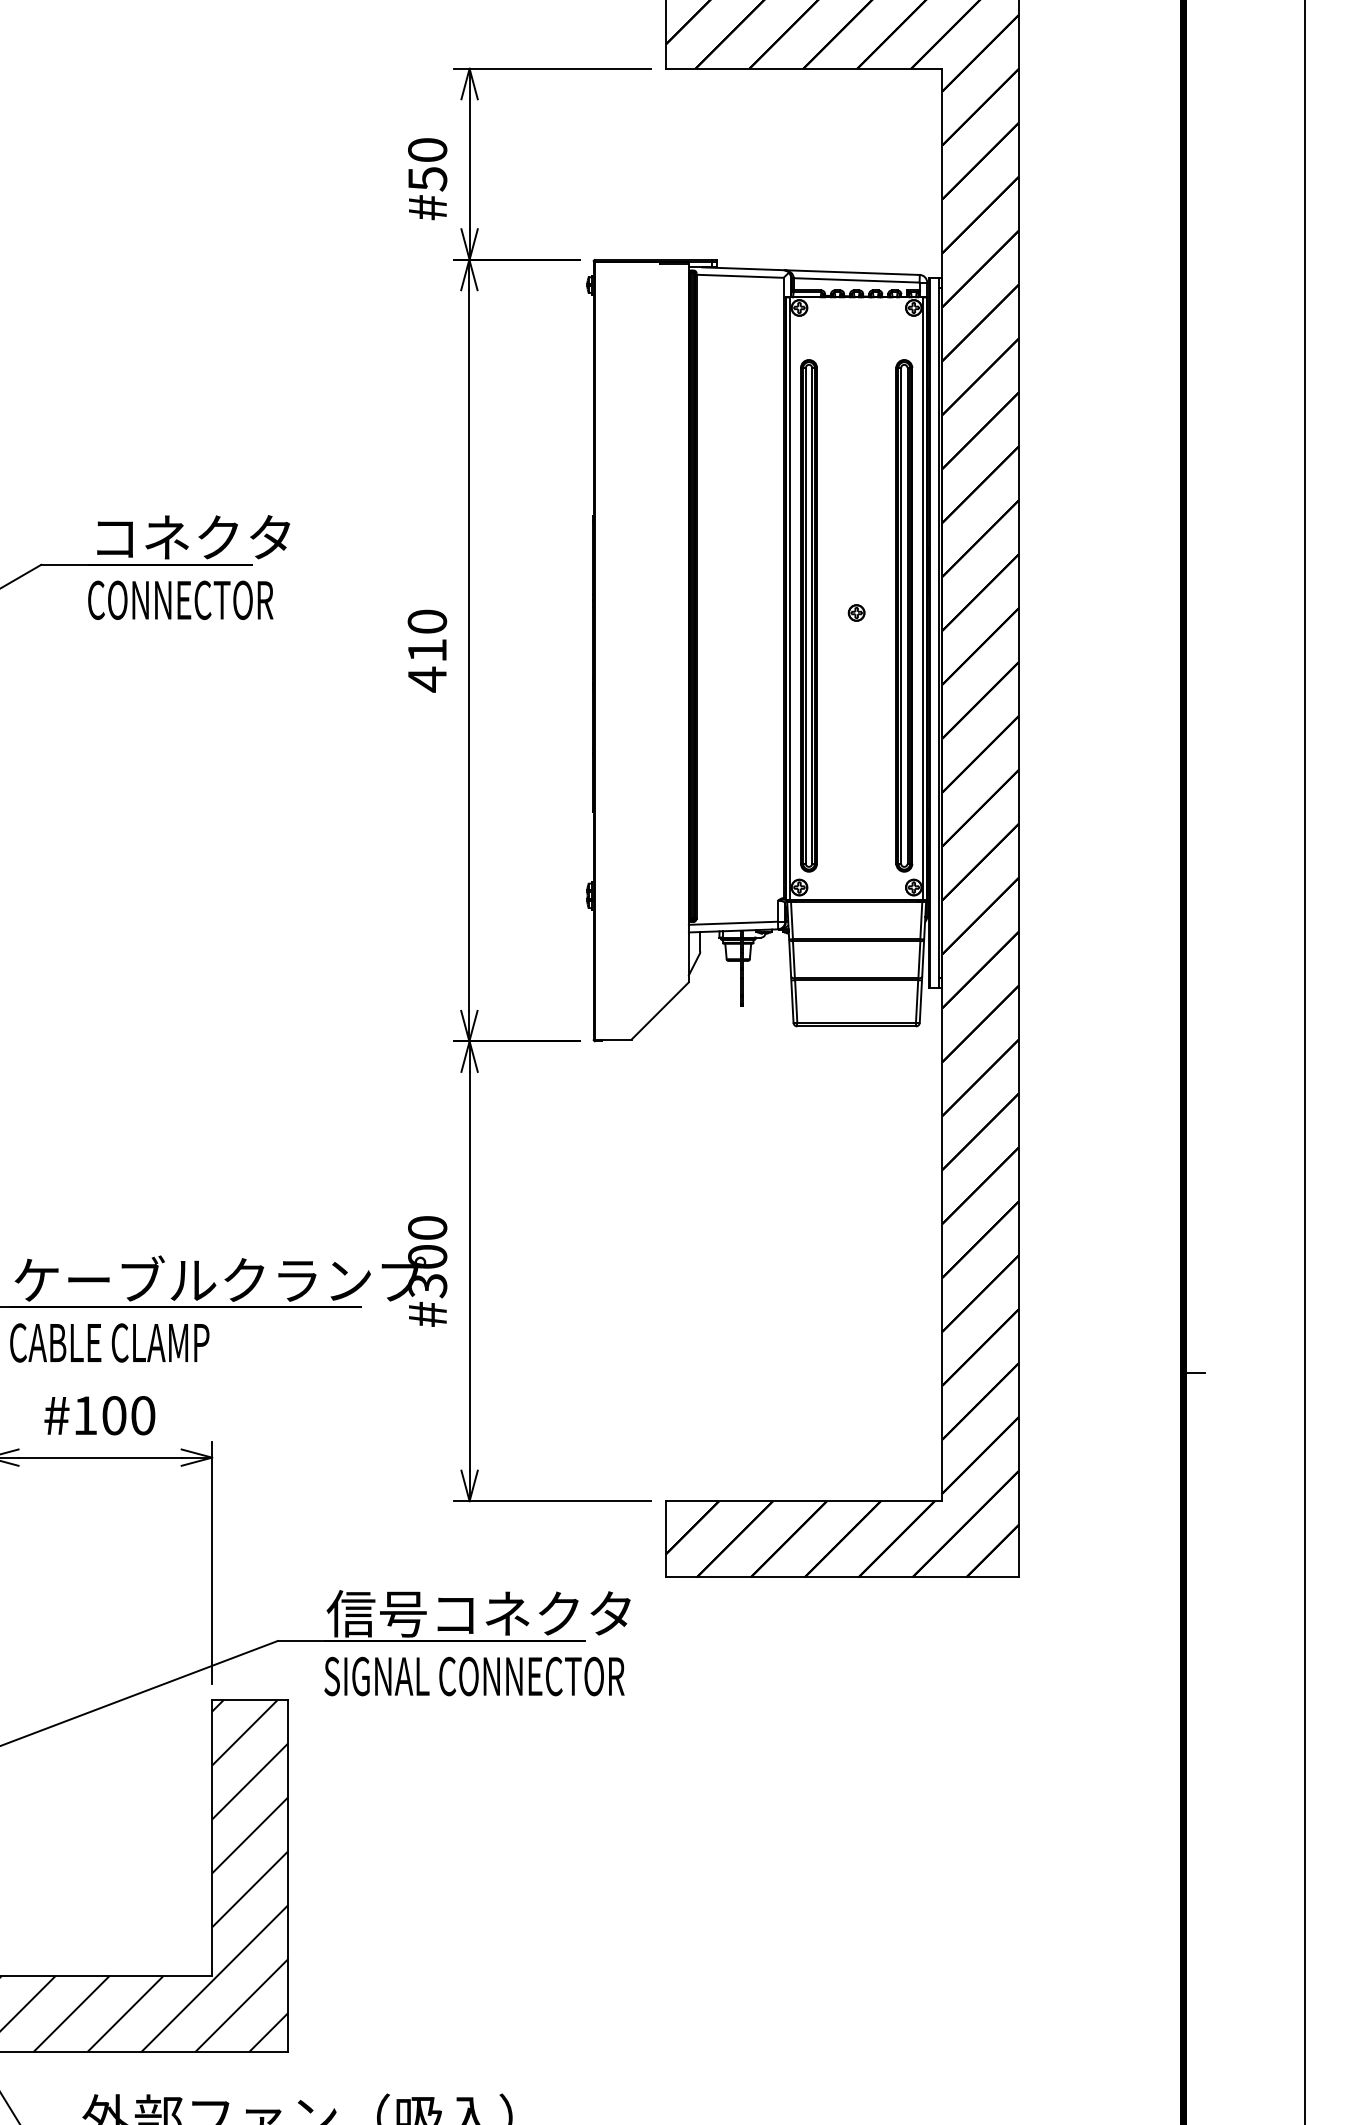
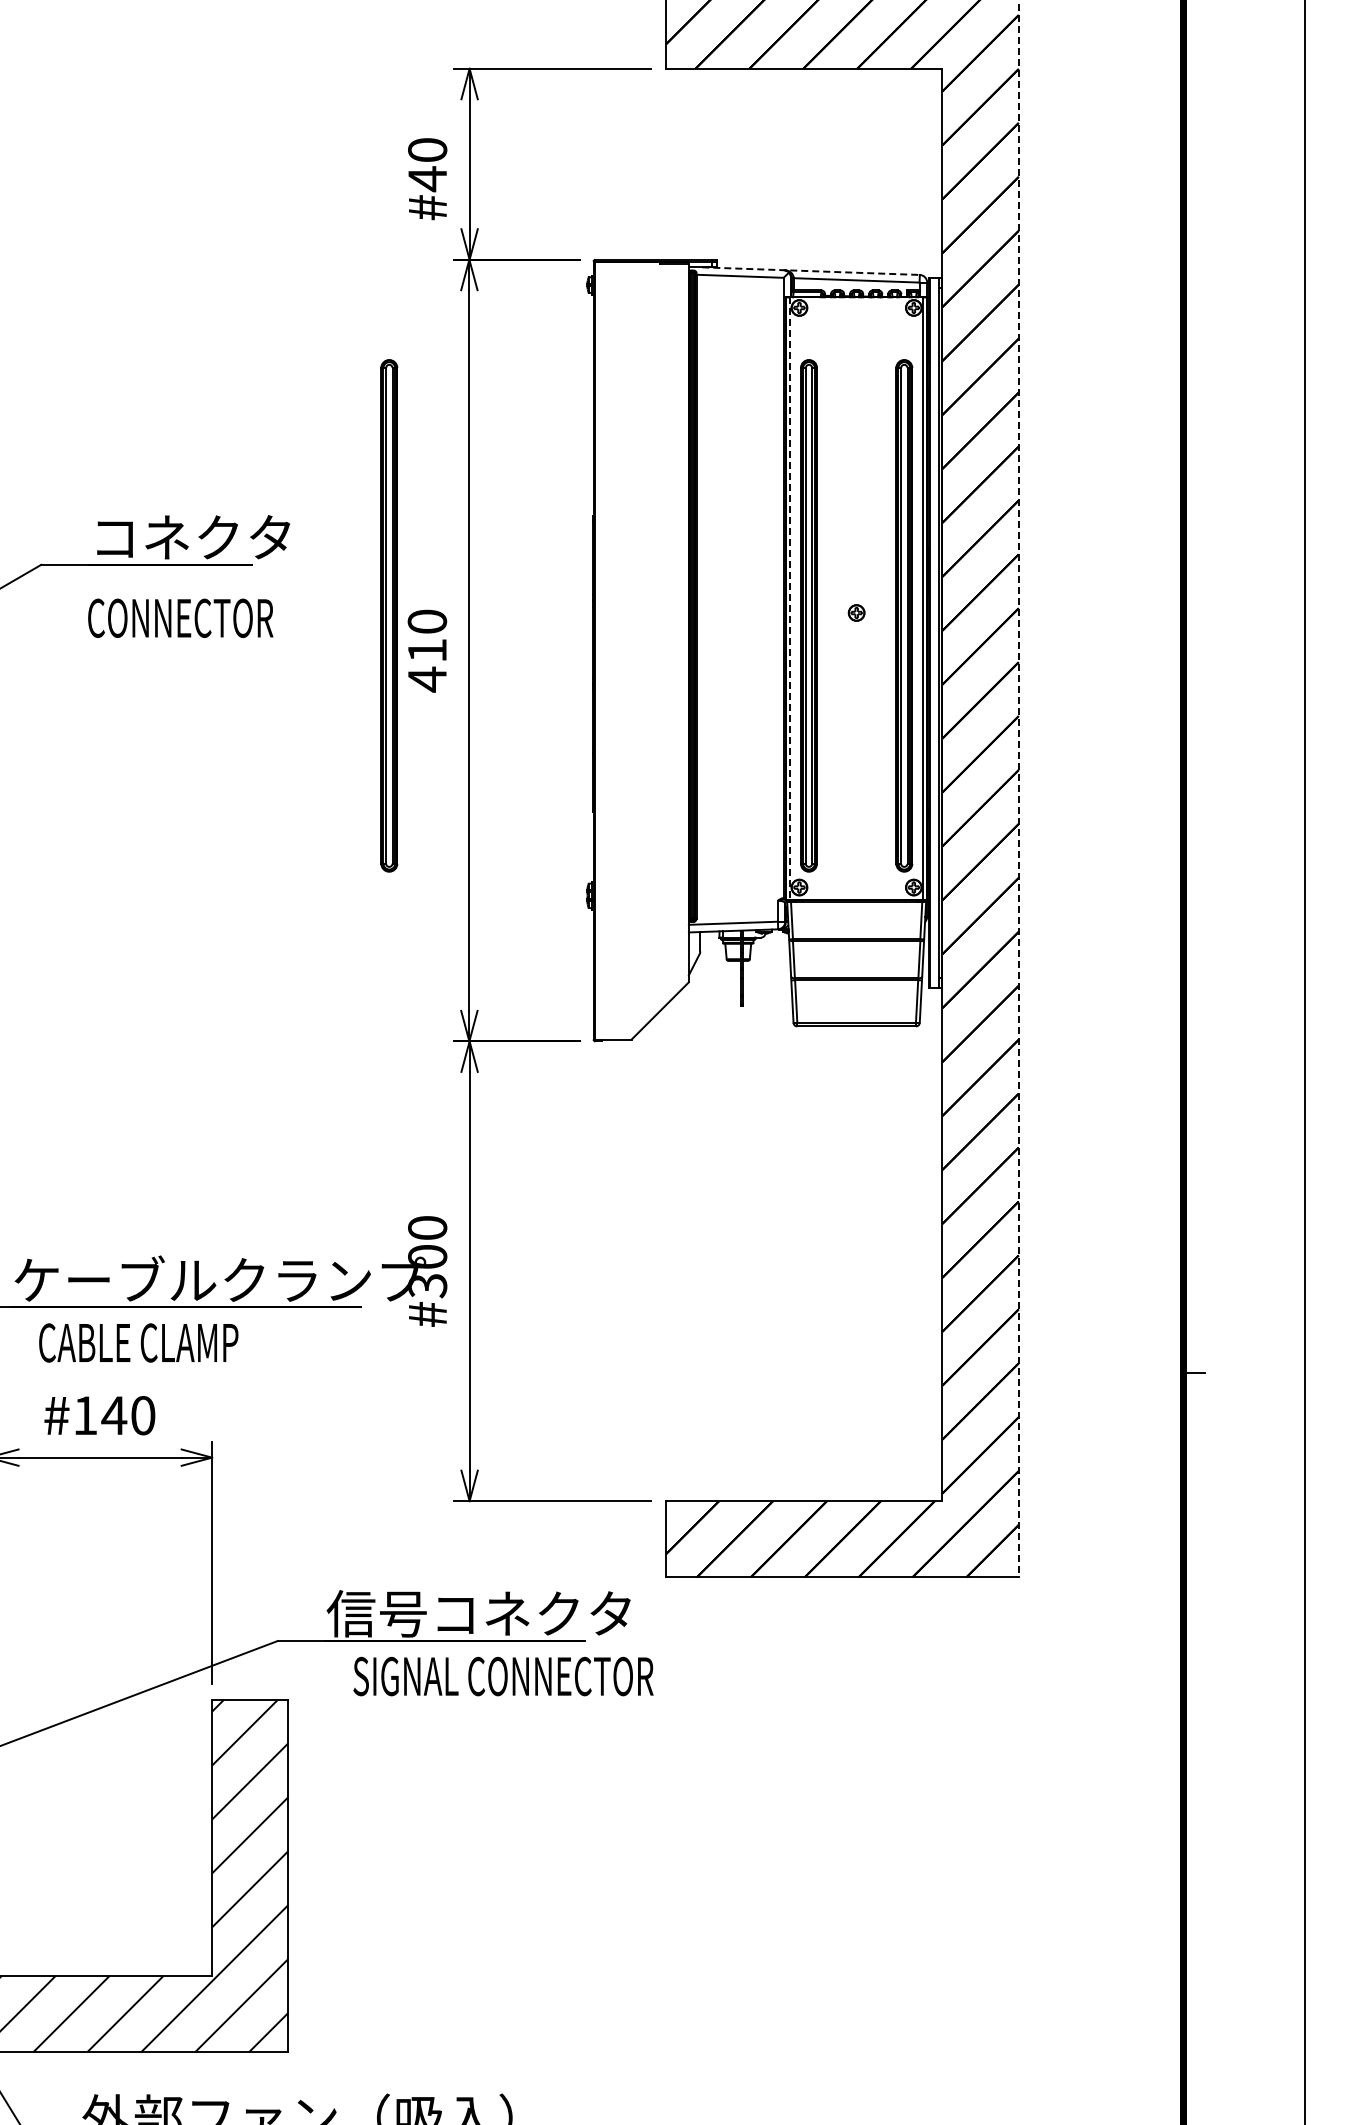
text: #50 -> #40 (427, 179)
line: solid -> dashed (811, 271)
text position: (180, 599) -> (180, 617) (180, 617)
line: solid -> dashed (790, 599)
part: none -> present (389, 615)
line: solid -> dashed (1018, 789)
text position: (109, 1342) -> (138, 1342) (138, 1342)
text: #100 -> #140 (114, 1415)
text position: (474, 1676) -> (503, 1676) (503, 1676)
